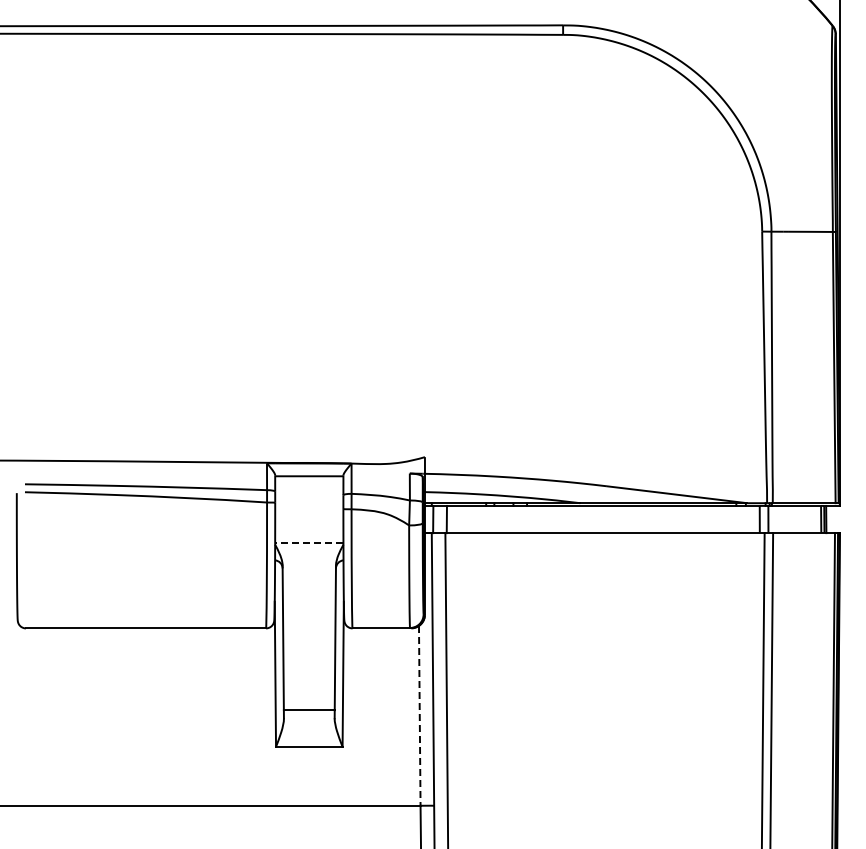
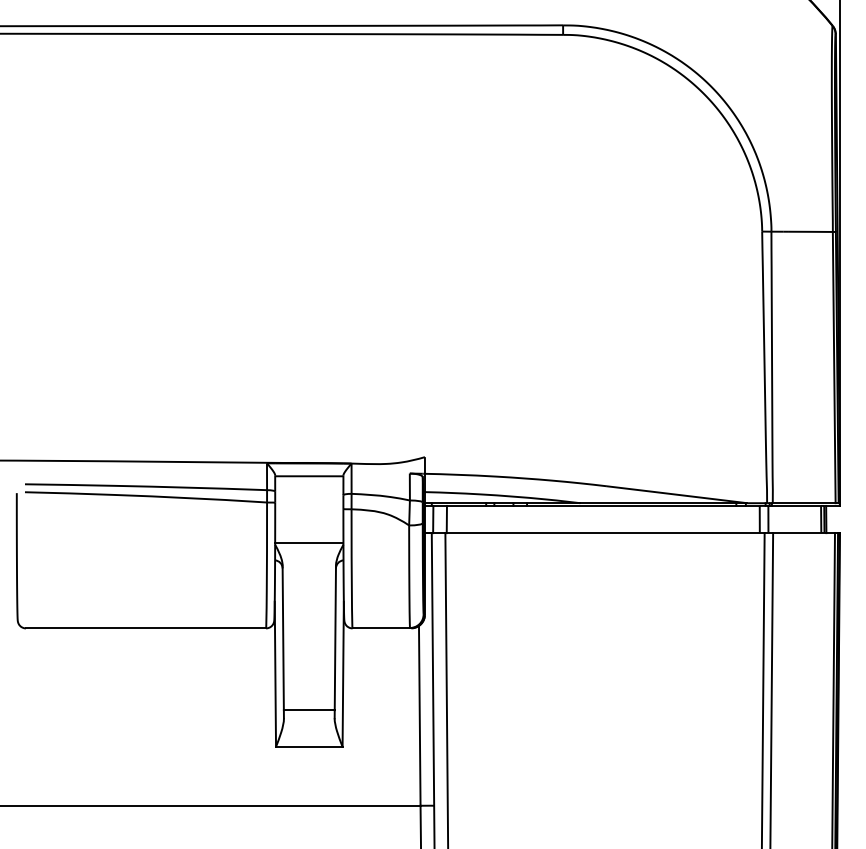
line: dashed -> solid (308, 543)
line: dashed -> solid (419, 715)
